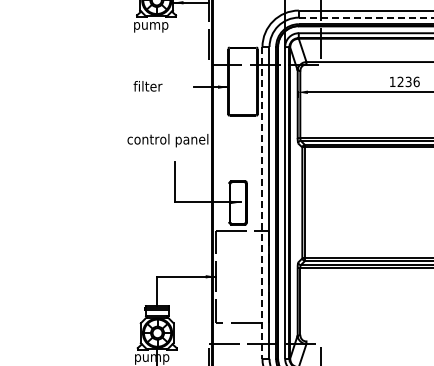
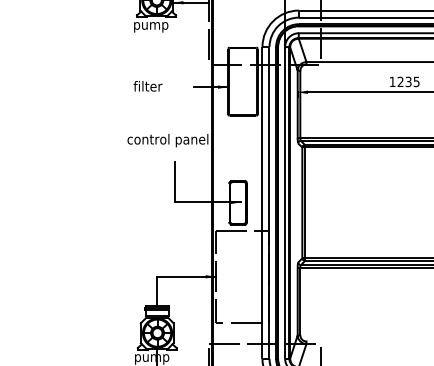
line: dashed -> solid (366, 17)
text: 1236 -> 1235 (416, 81)
line: dashed -> solid (262, 203)
